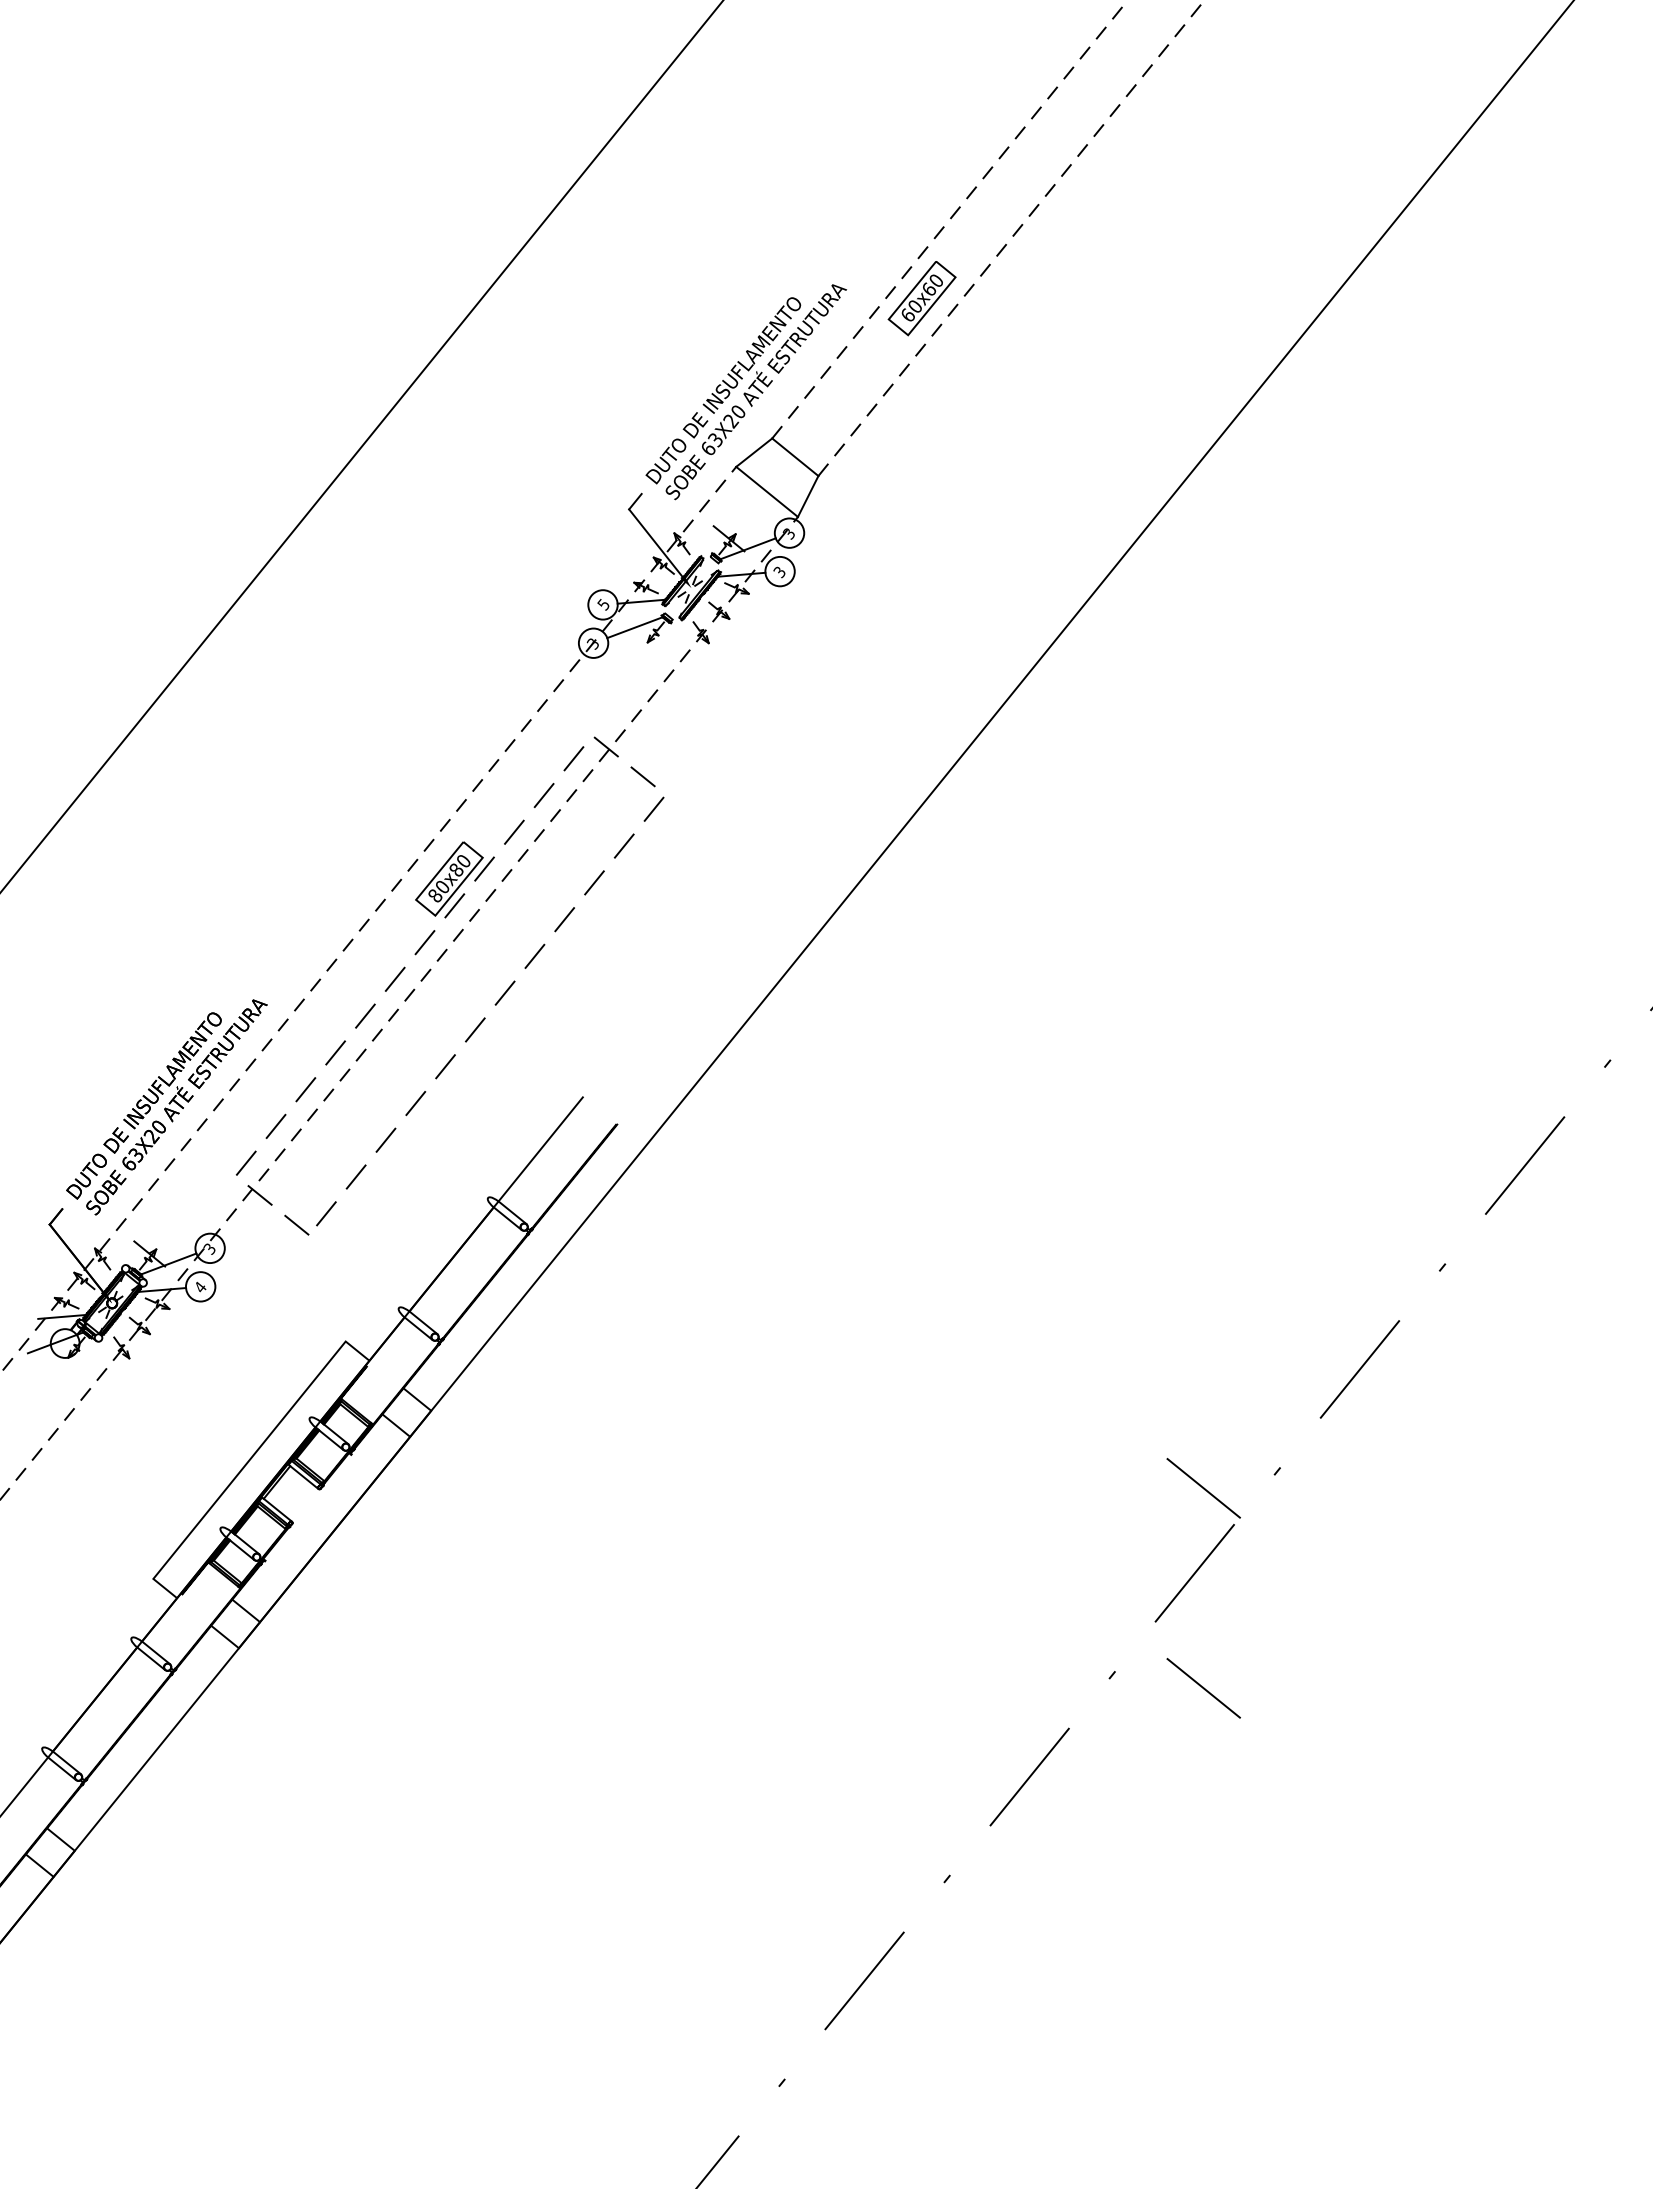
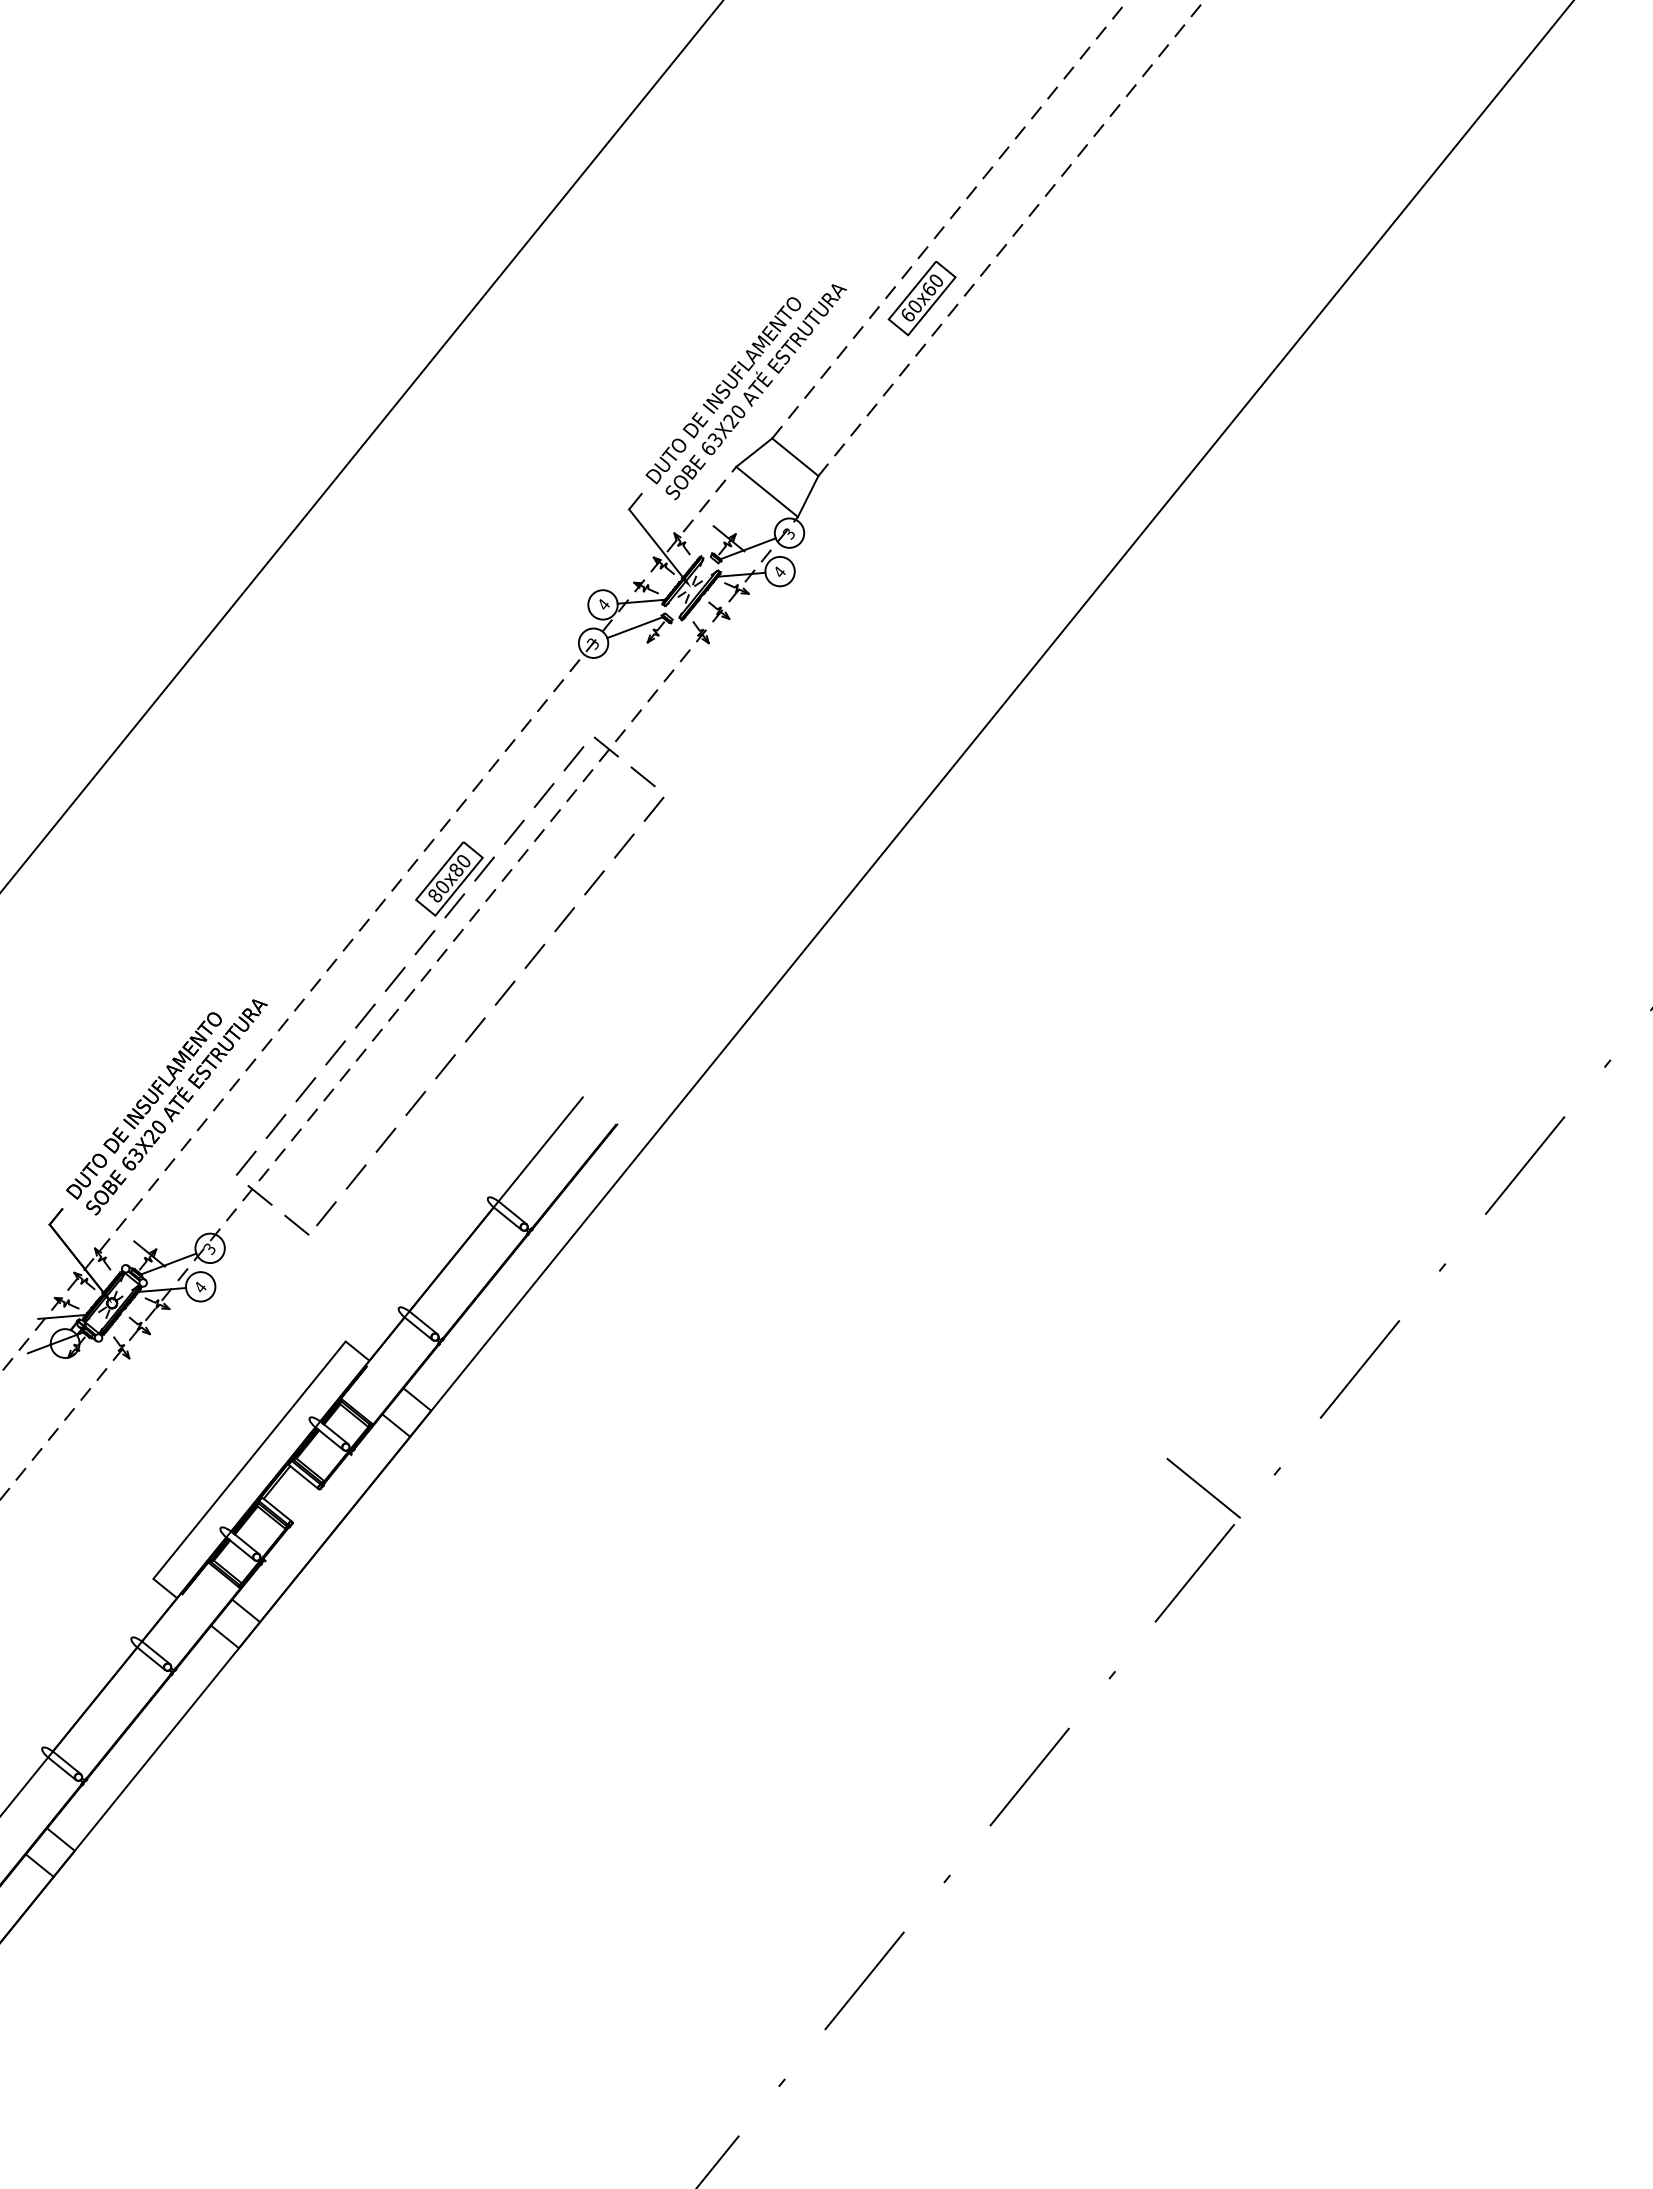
text: 3 -> 4 (779, 572)
text: 5 -> 4 (603, 604)
line: present -> none (1203, 1688)
